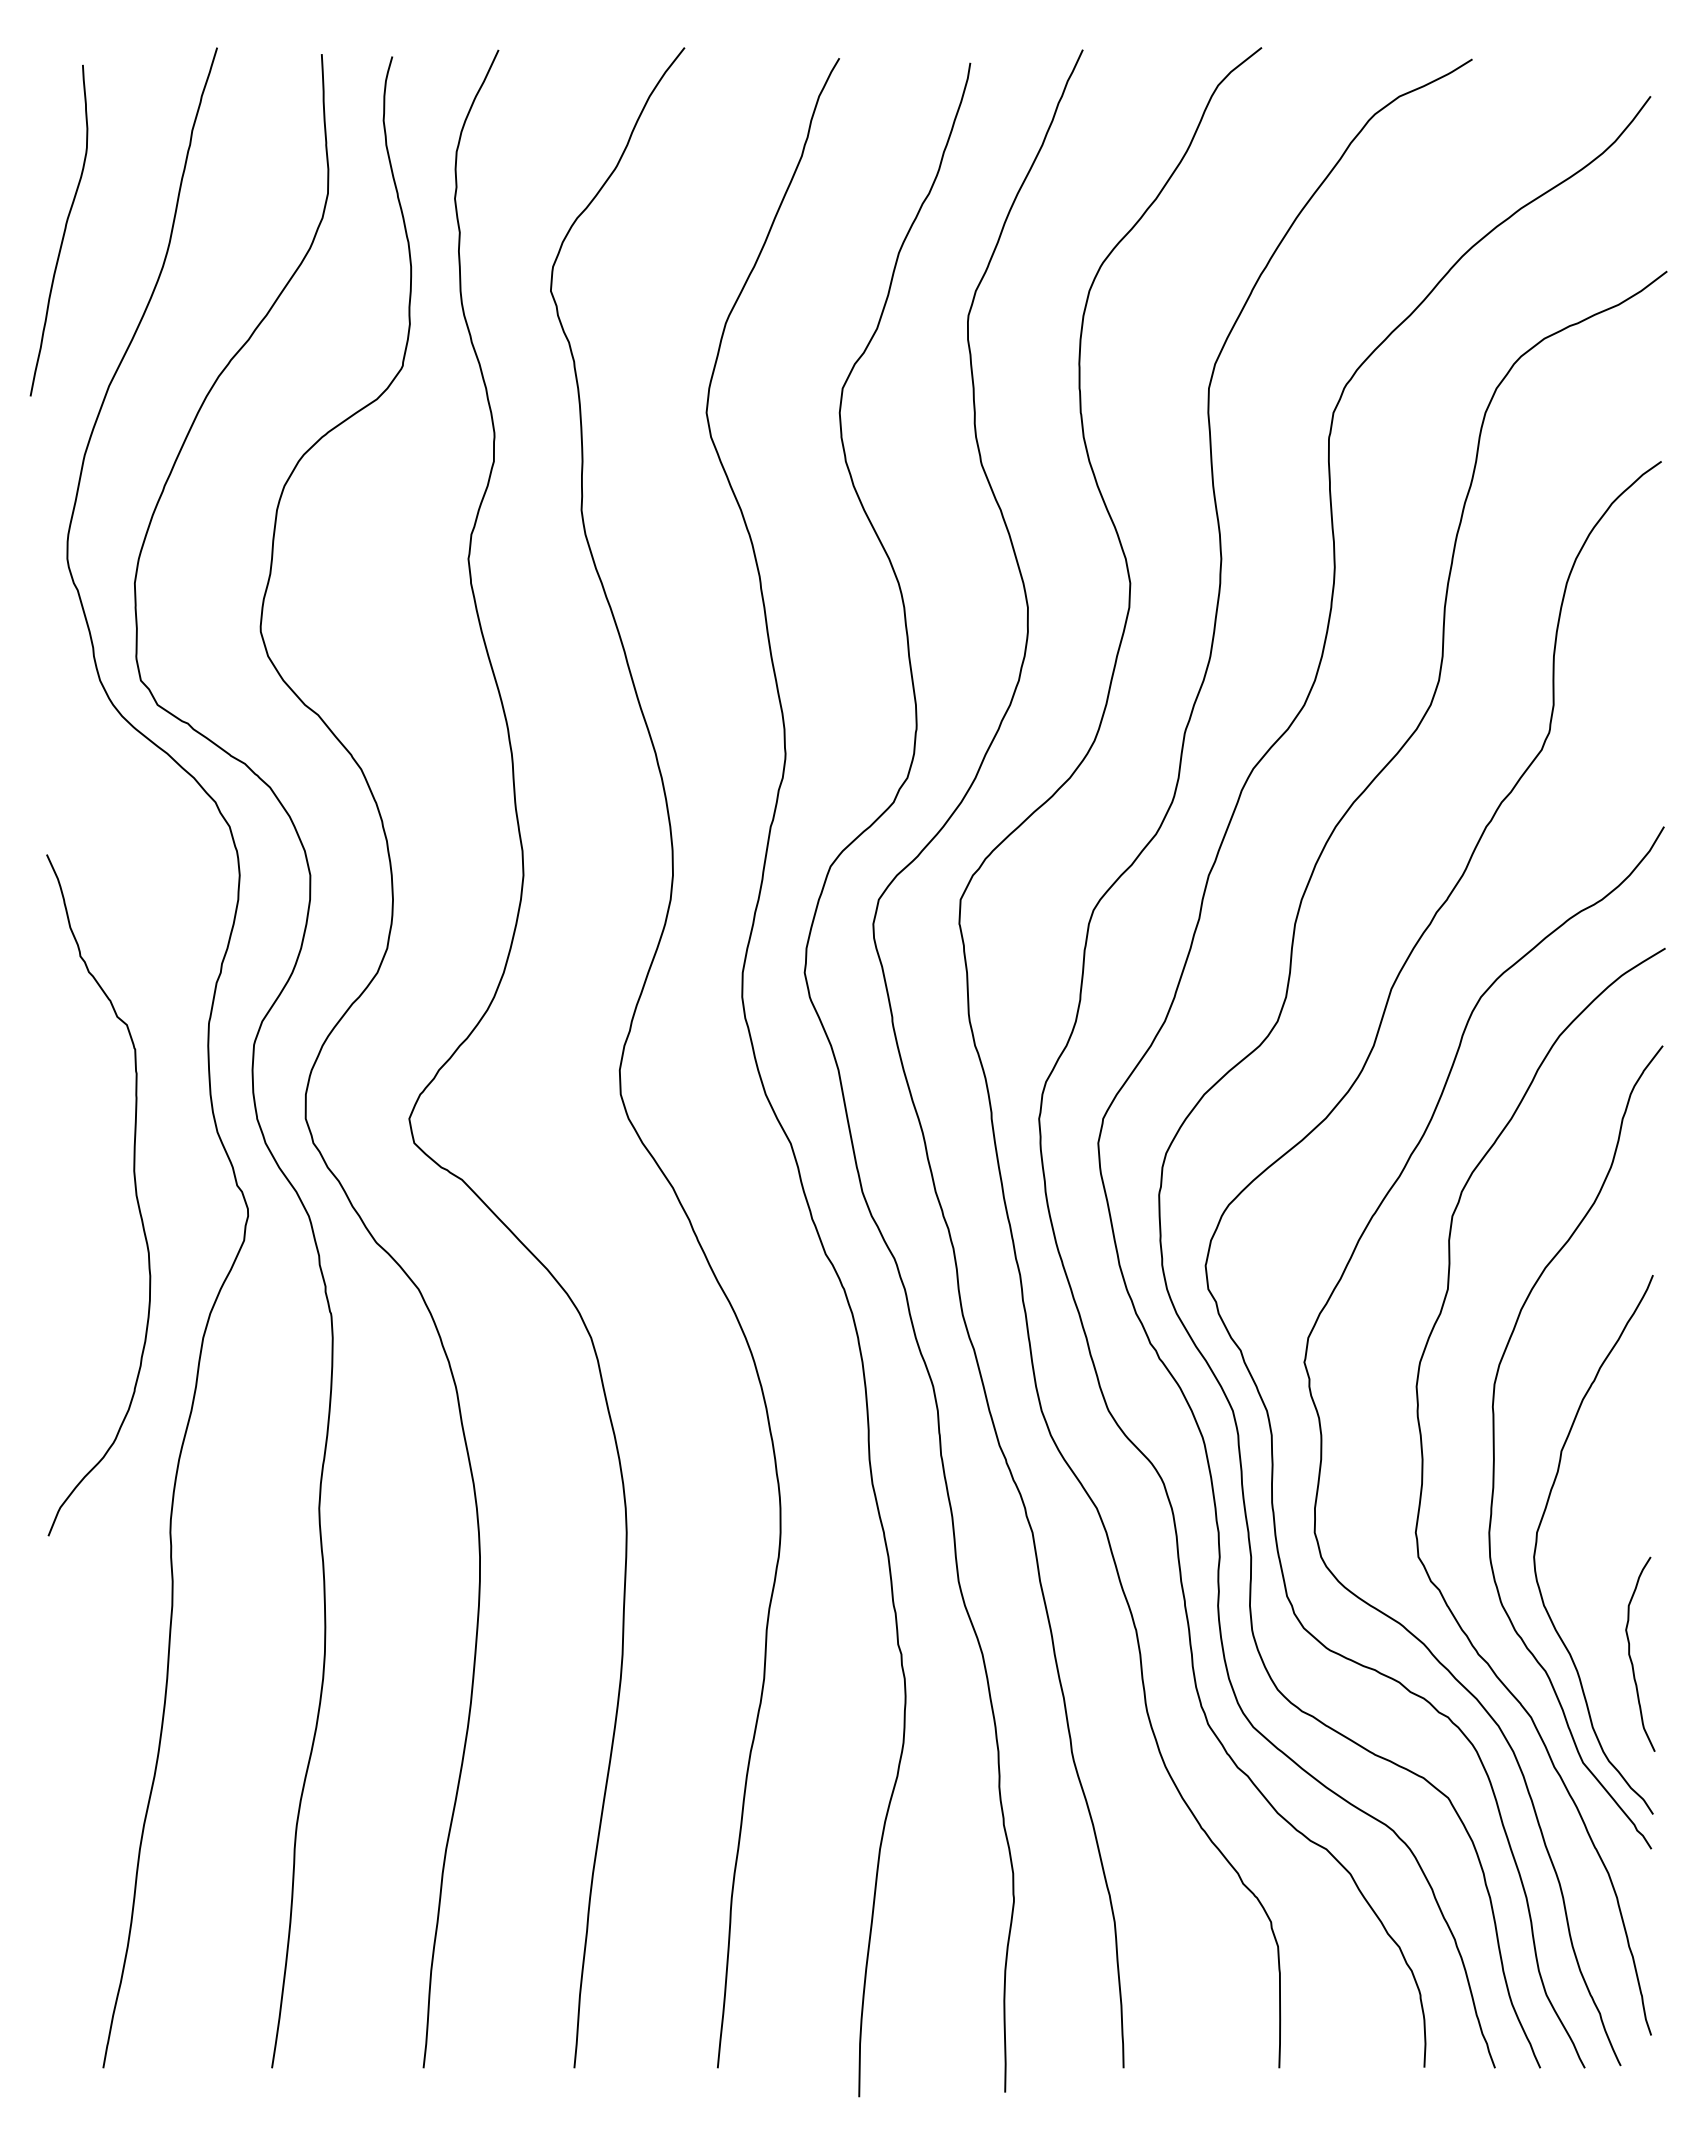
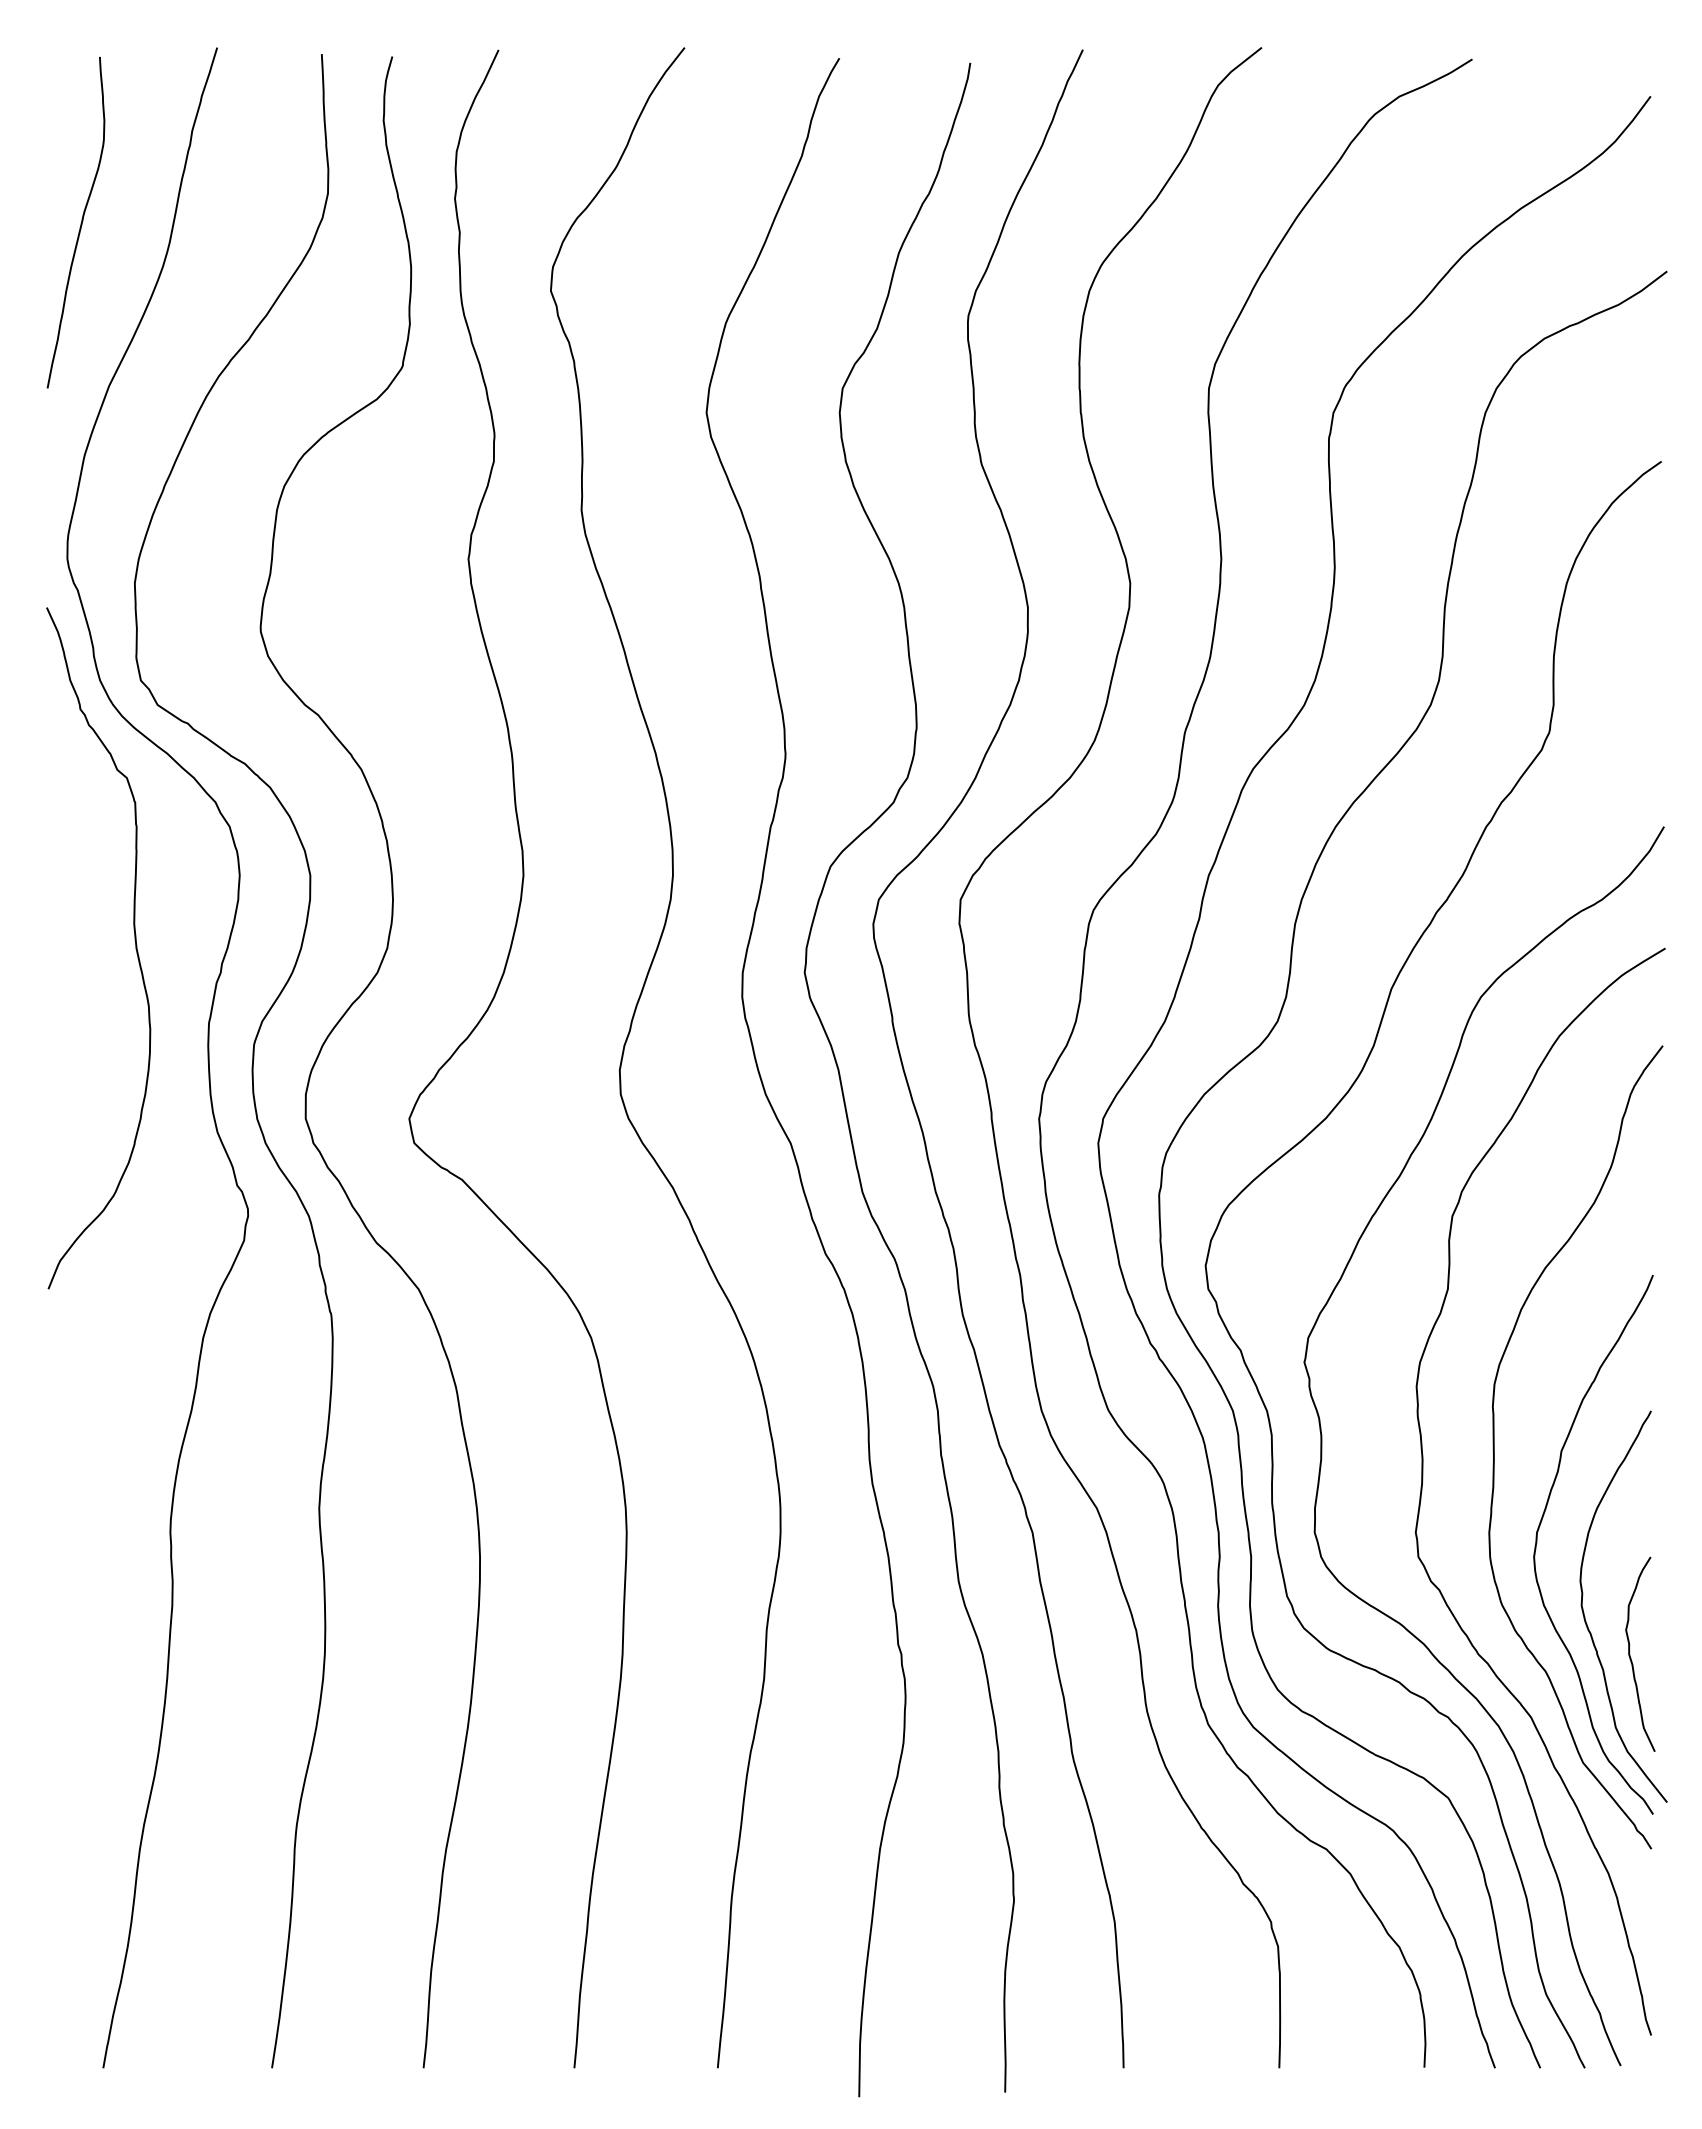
curve position: (63, 231) -> (80, 223) (80, 223)
curve position: (134, 1187) -> (134, 940) (134, 940)
curve: none -> present (1585, 1616)
